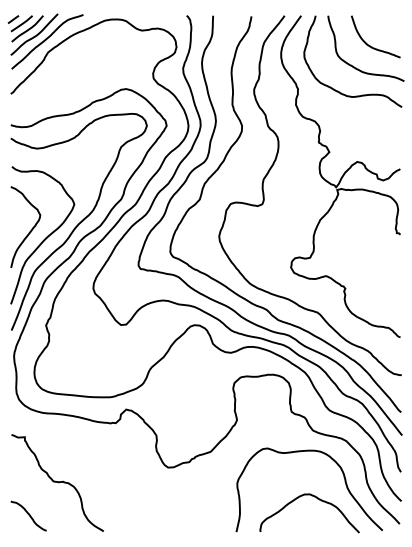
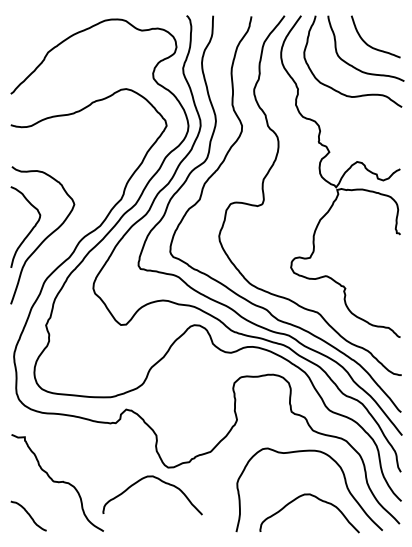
part: present -> none (45, 41)
curve: present -> none (79, 222)
curve: none -> present (160, 481)
